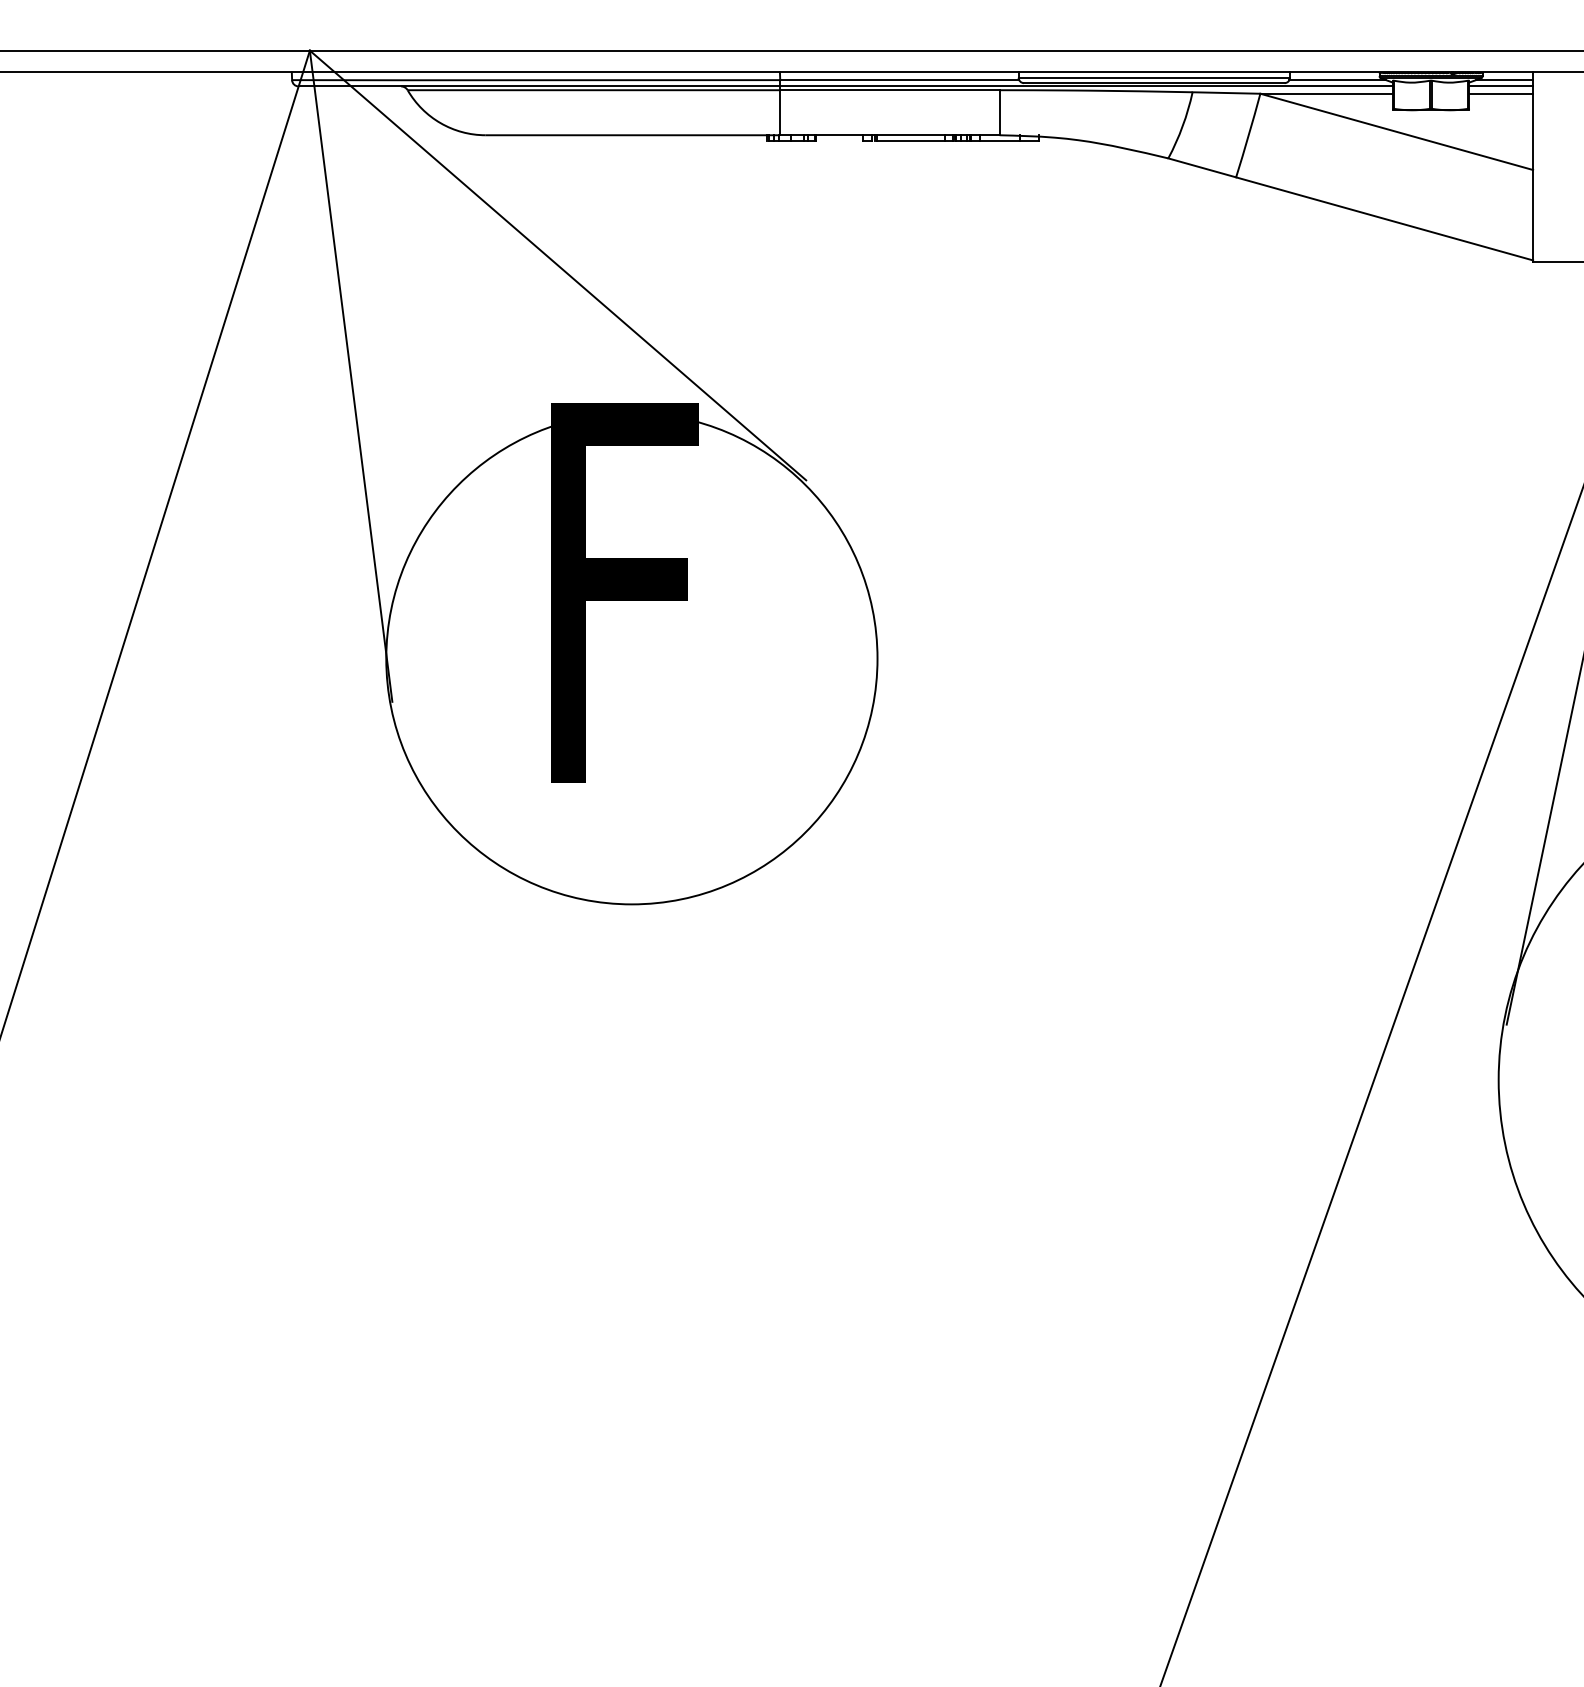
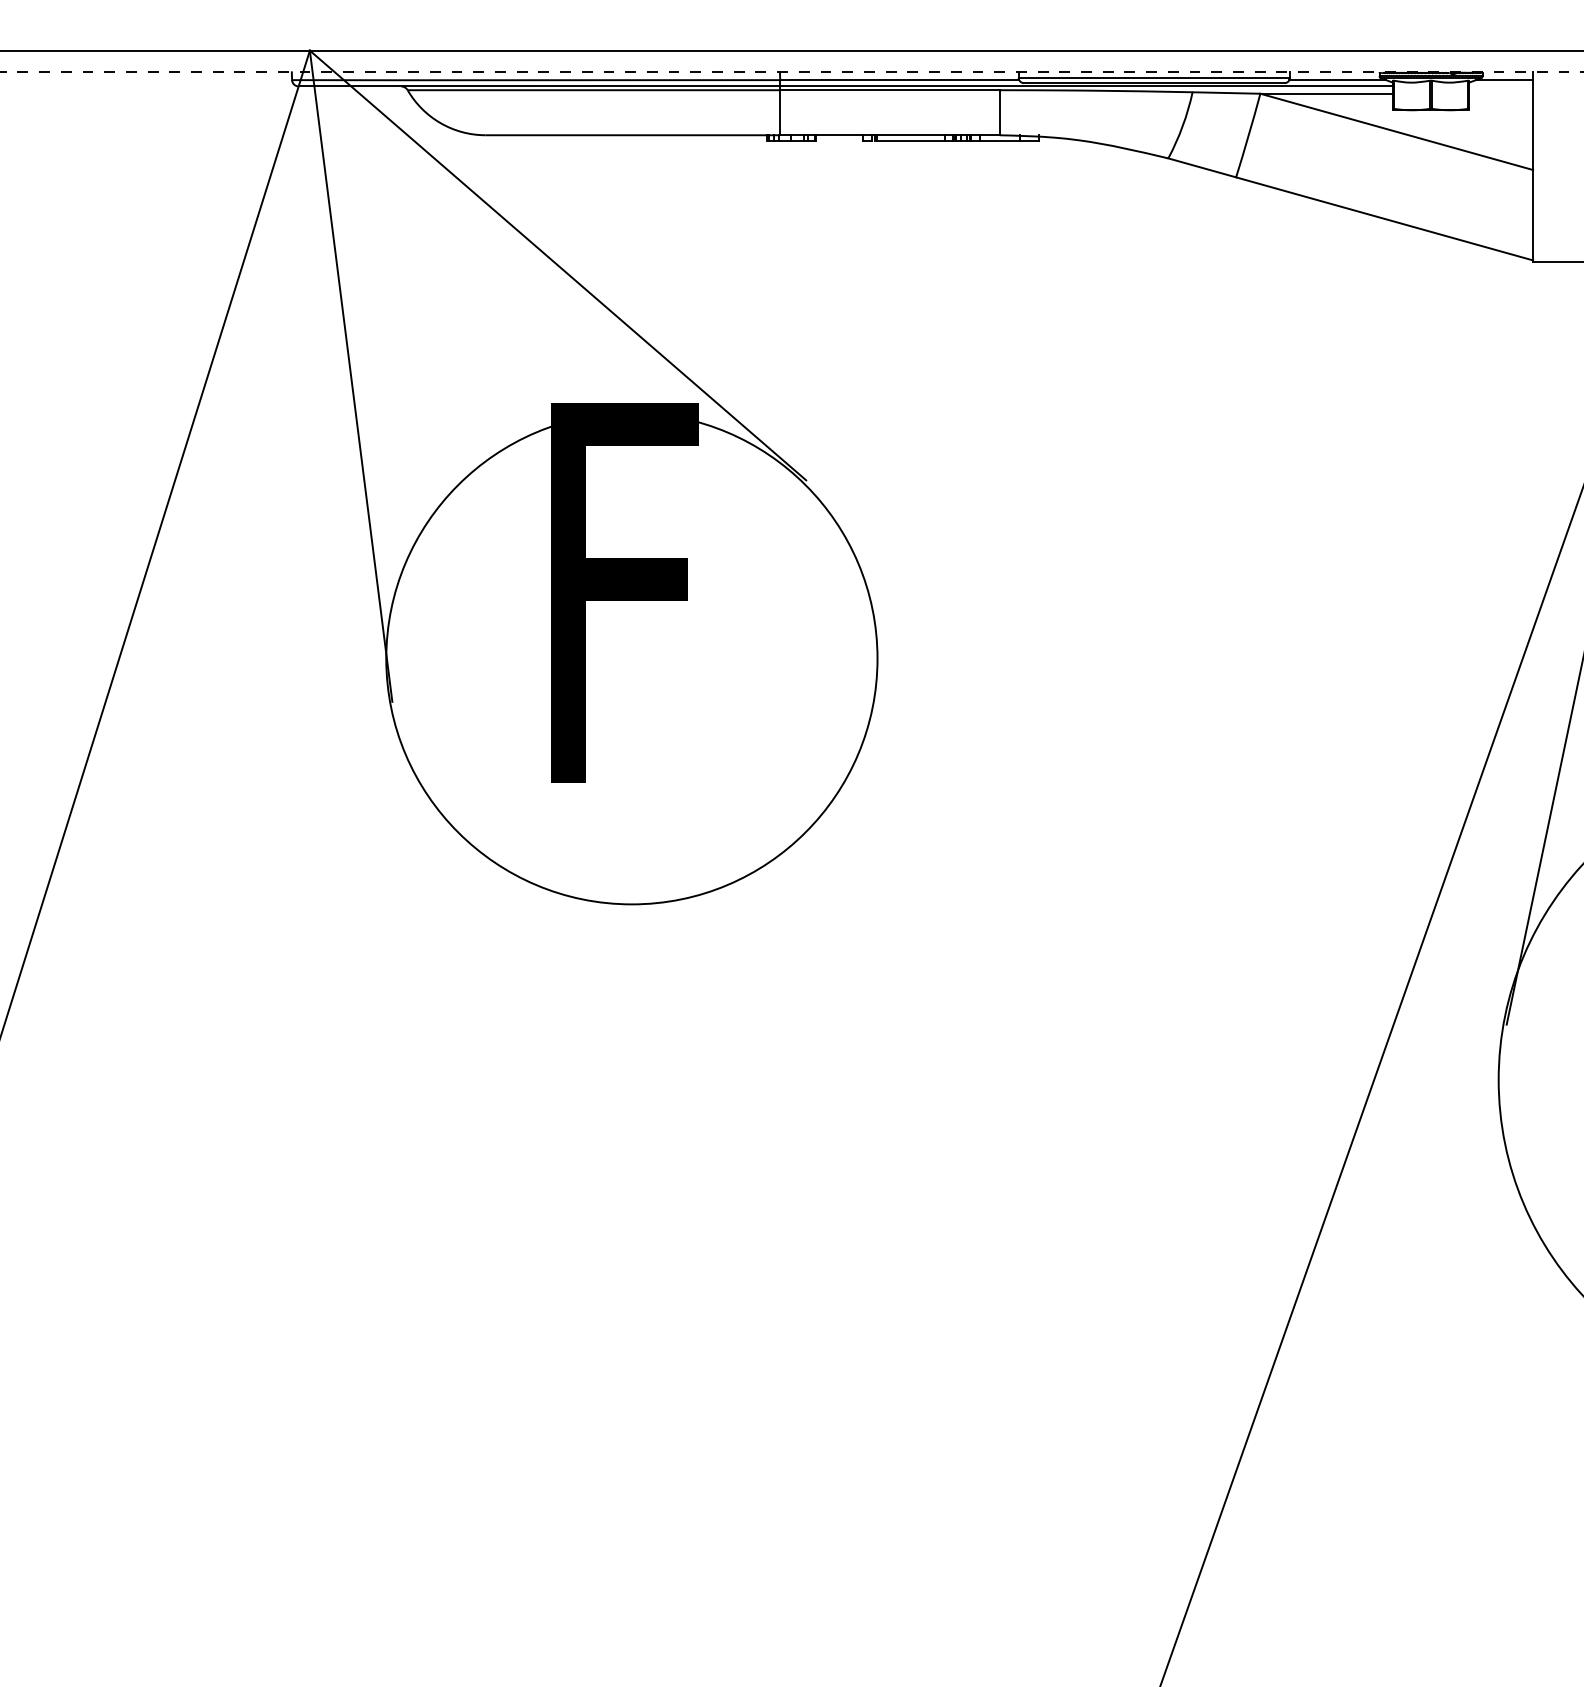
line: solid -> dashed (792, 72)
line: present -> none (1501, 86)
line: present -> none (1501, 93)
